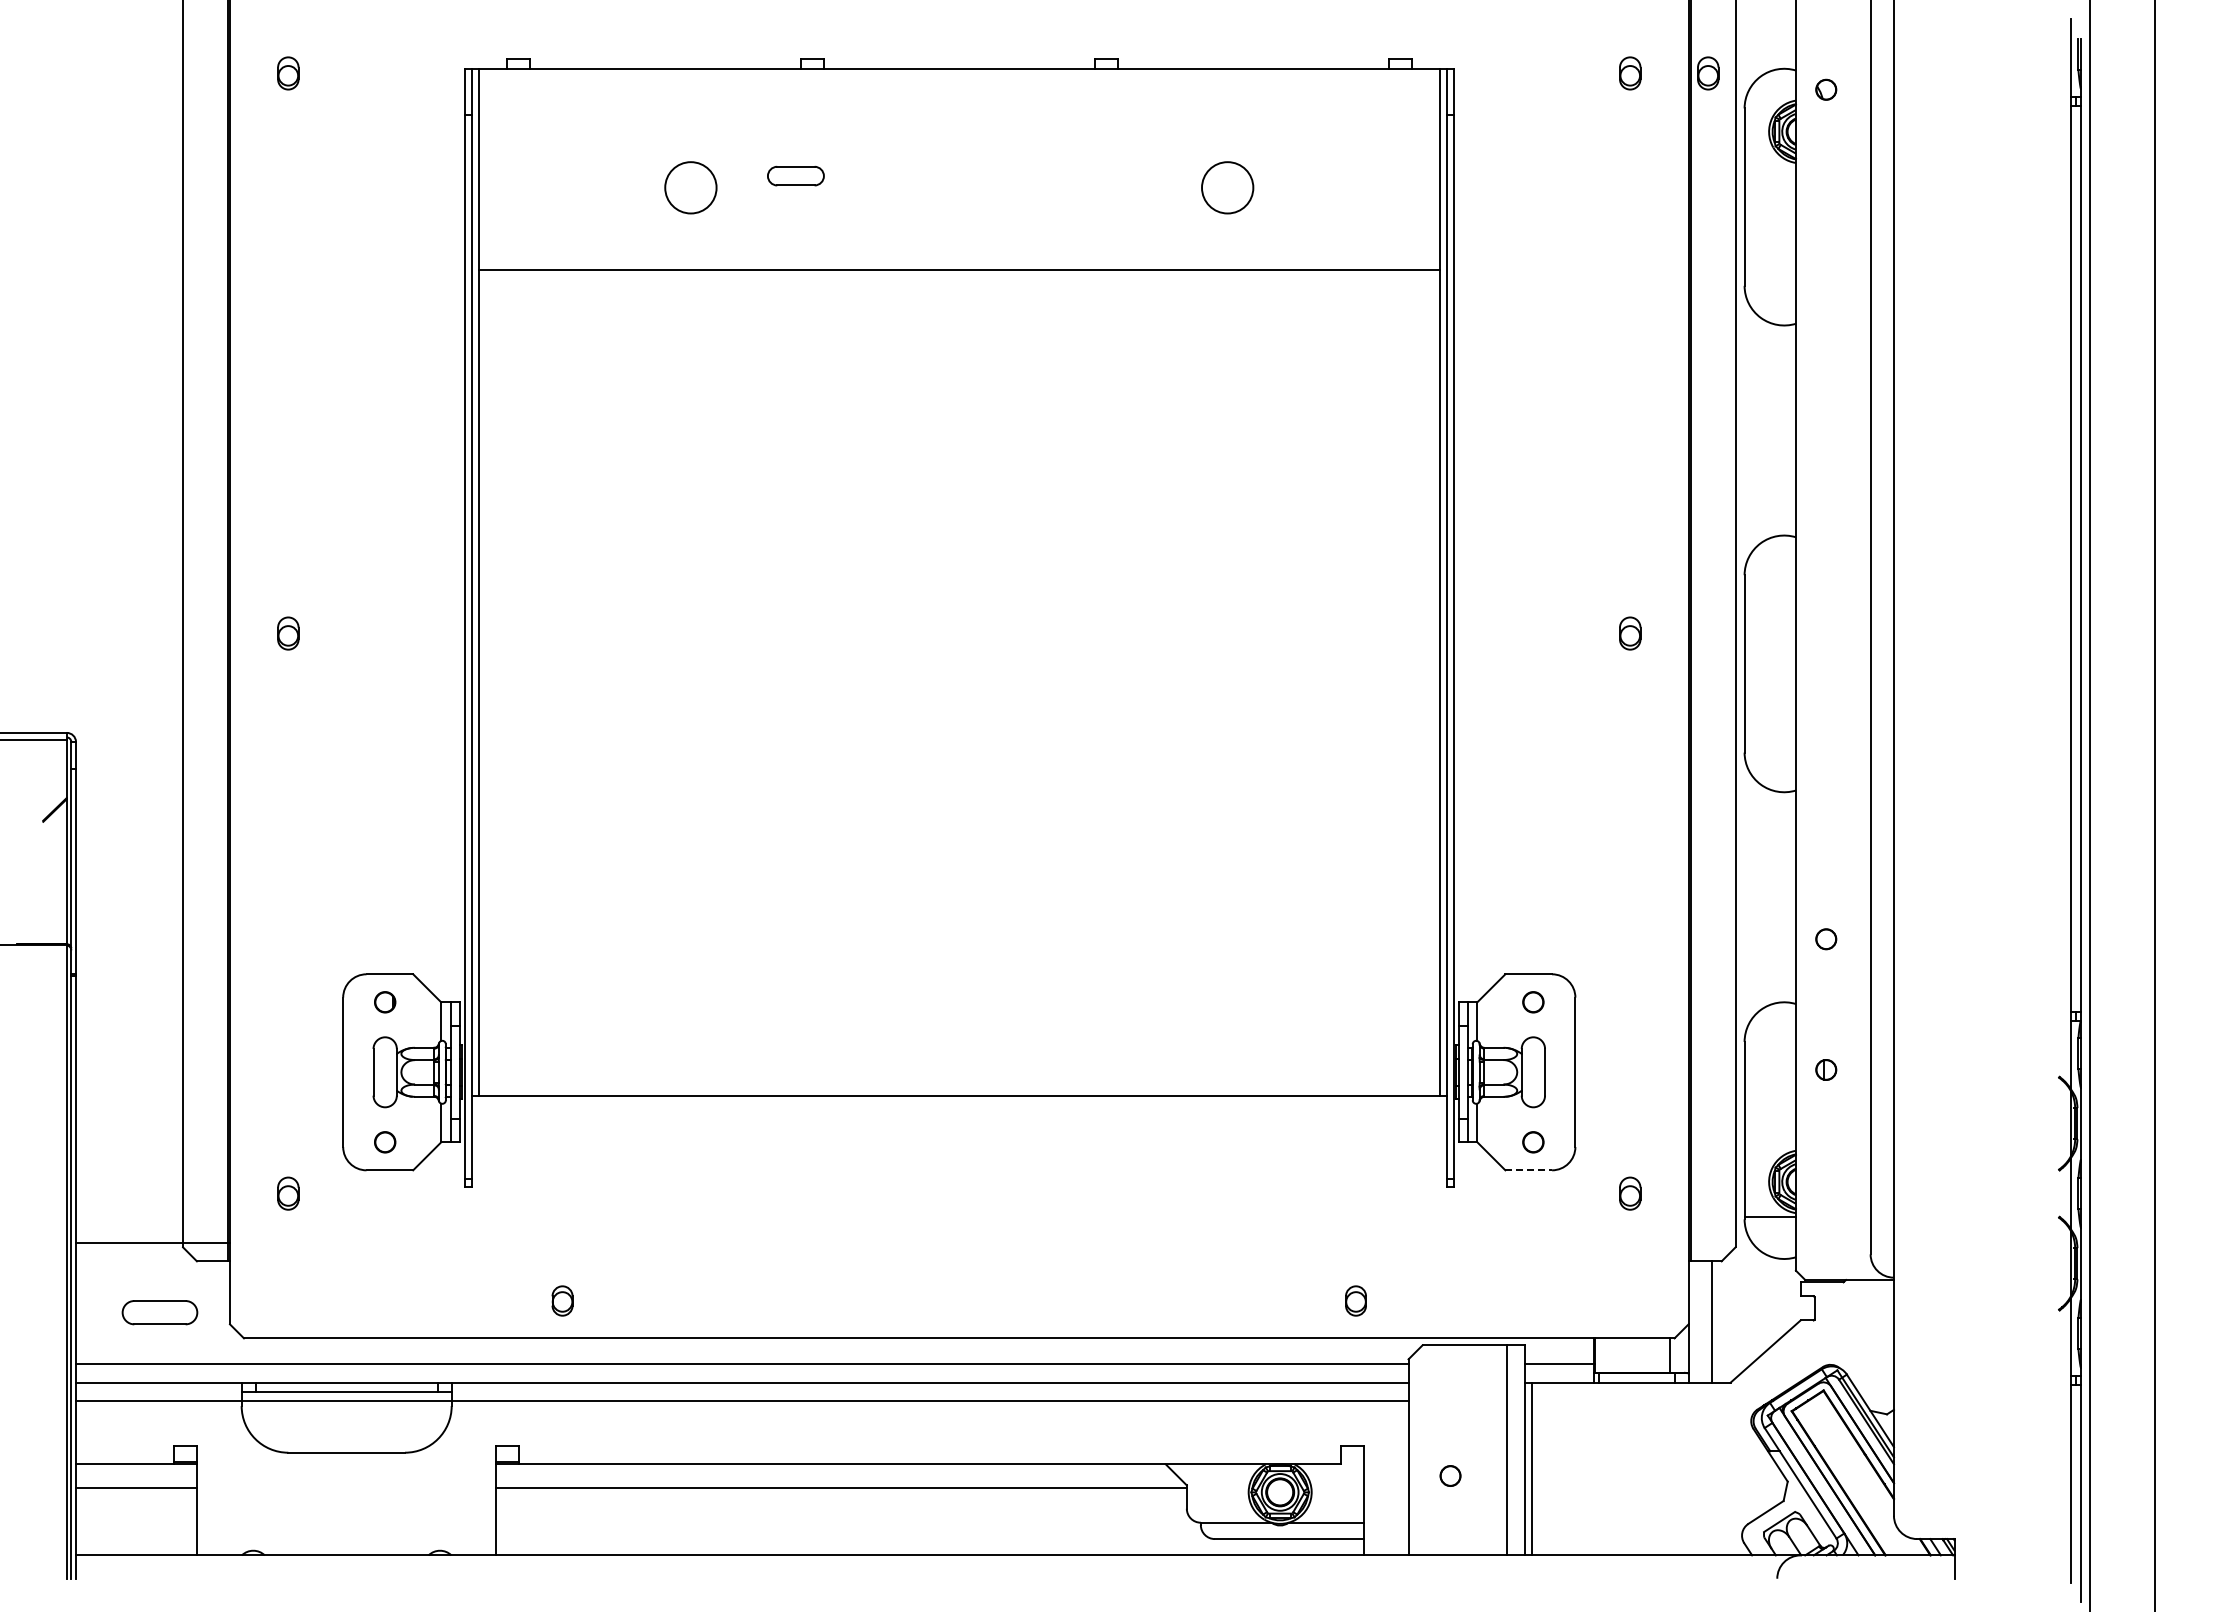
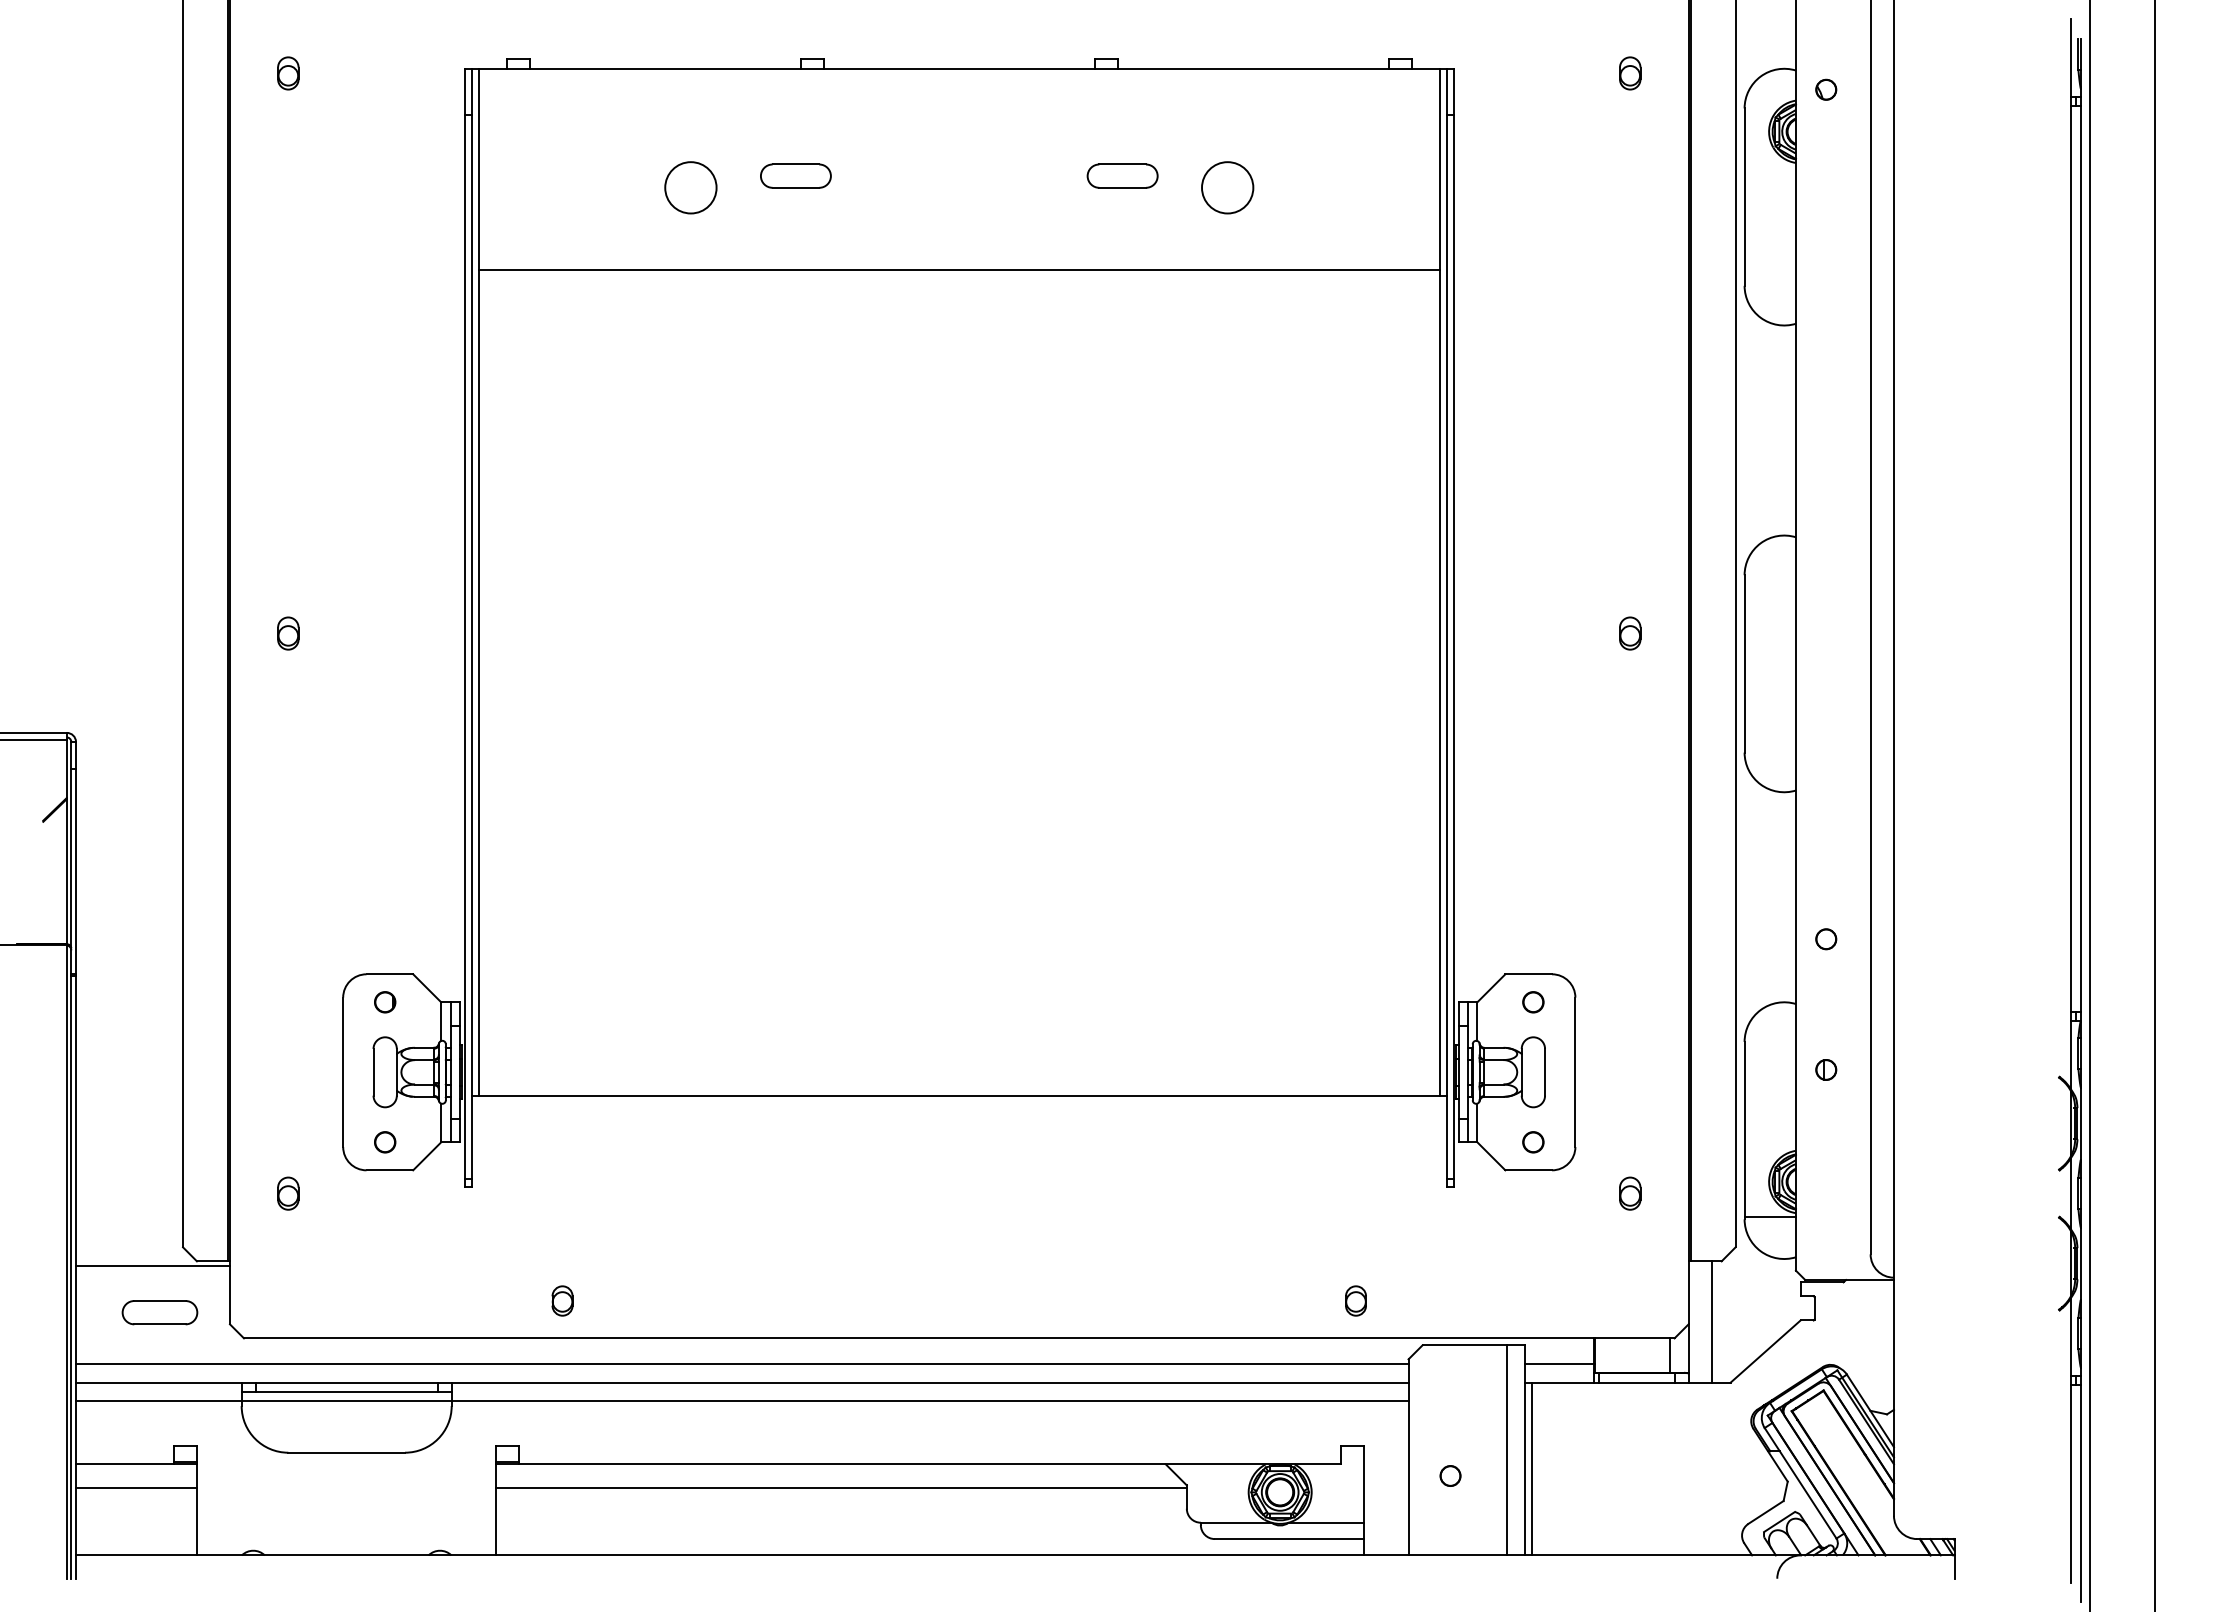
part: present -> none (1708, 73)
part size: 58x22 px -> 72x26 px (795, 175)
part: none -> present (1122, 175)
line: dashed -> solid (1529, 1170)
line position: (152, 1243) -> (152, 1266) (152, 1266)
